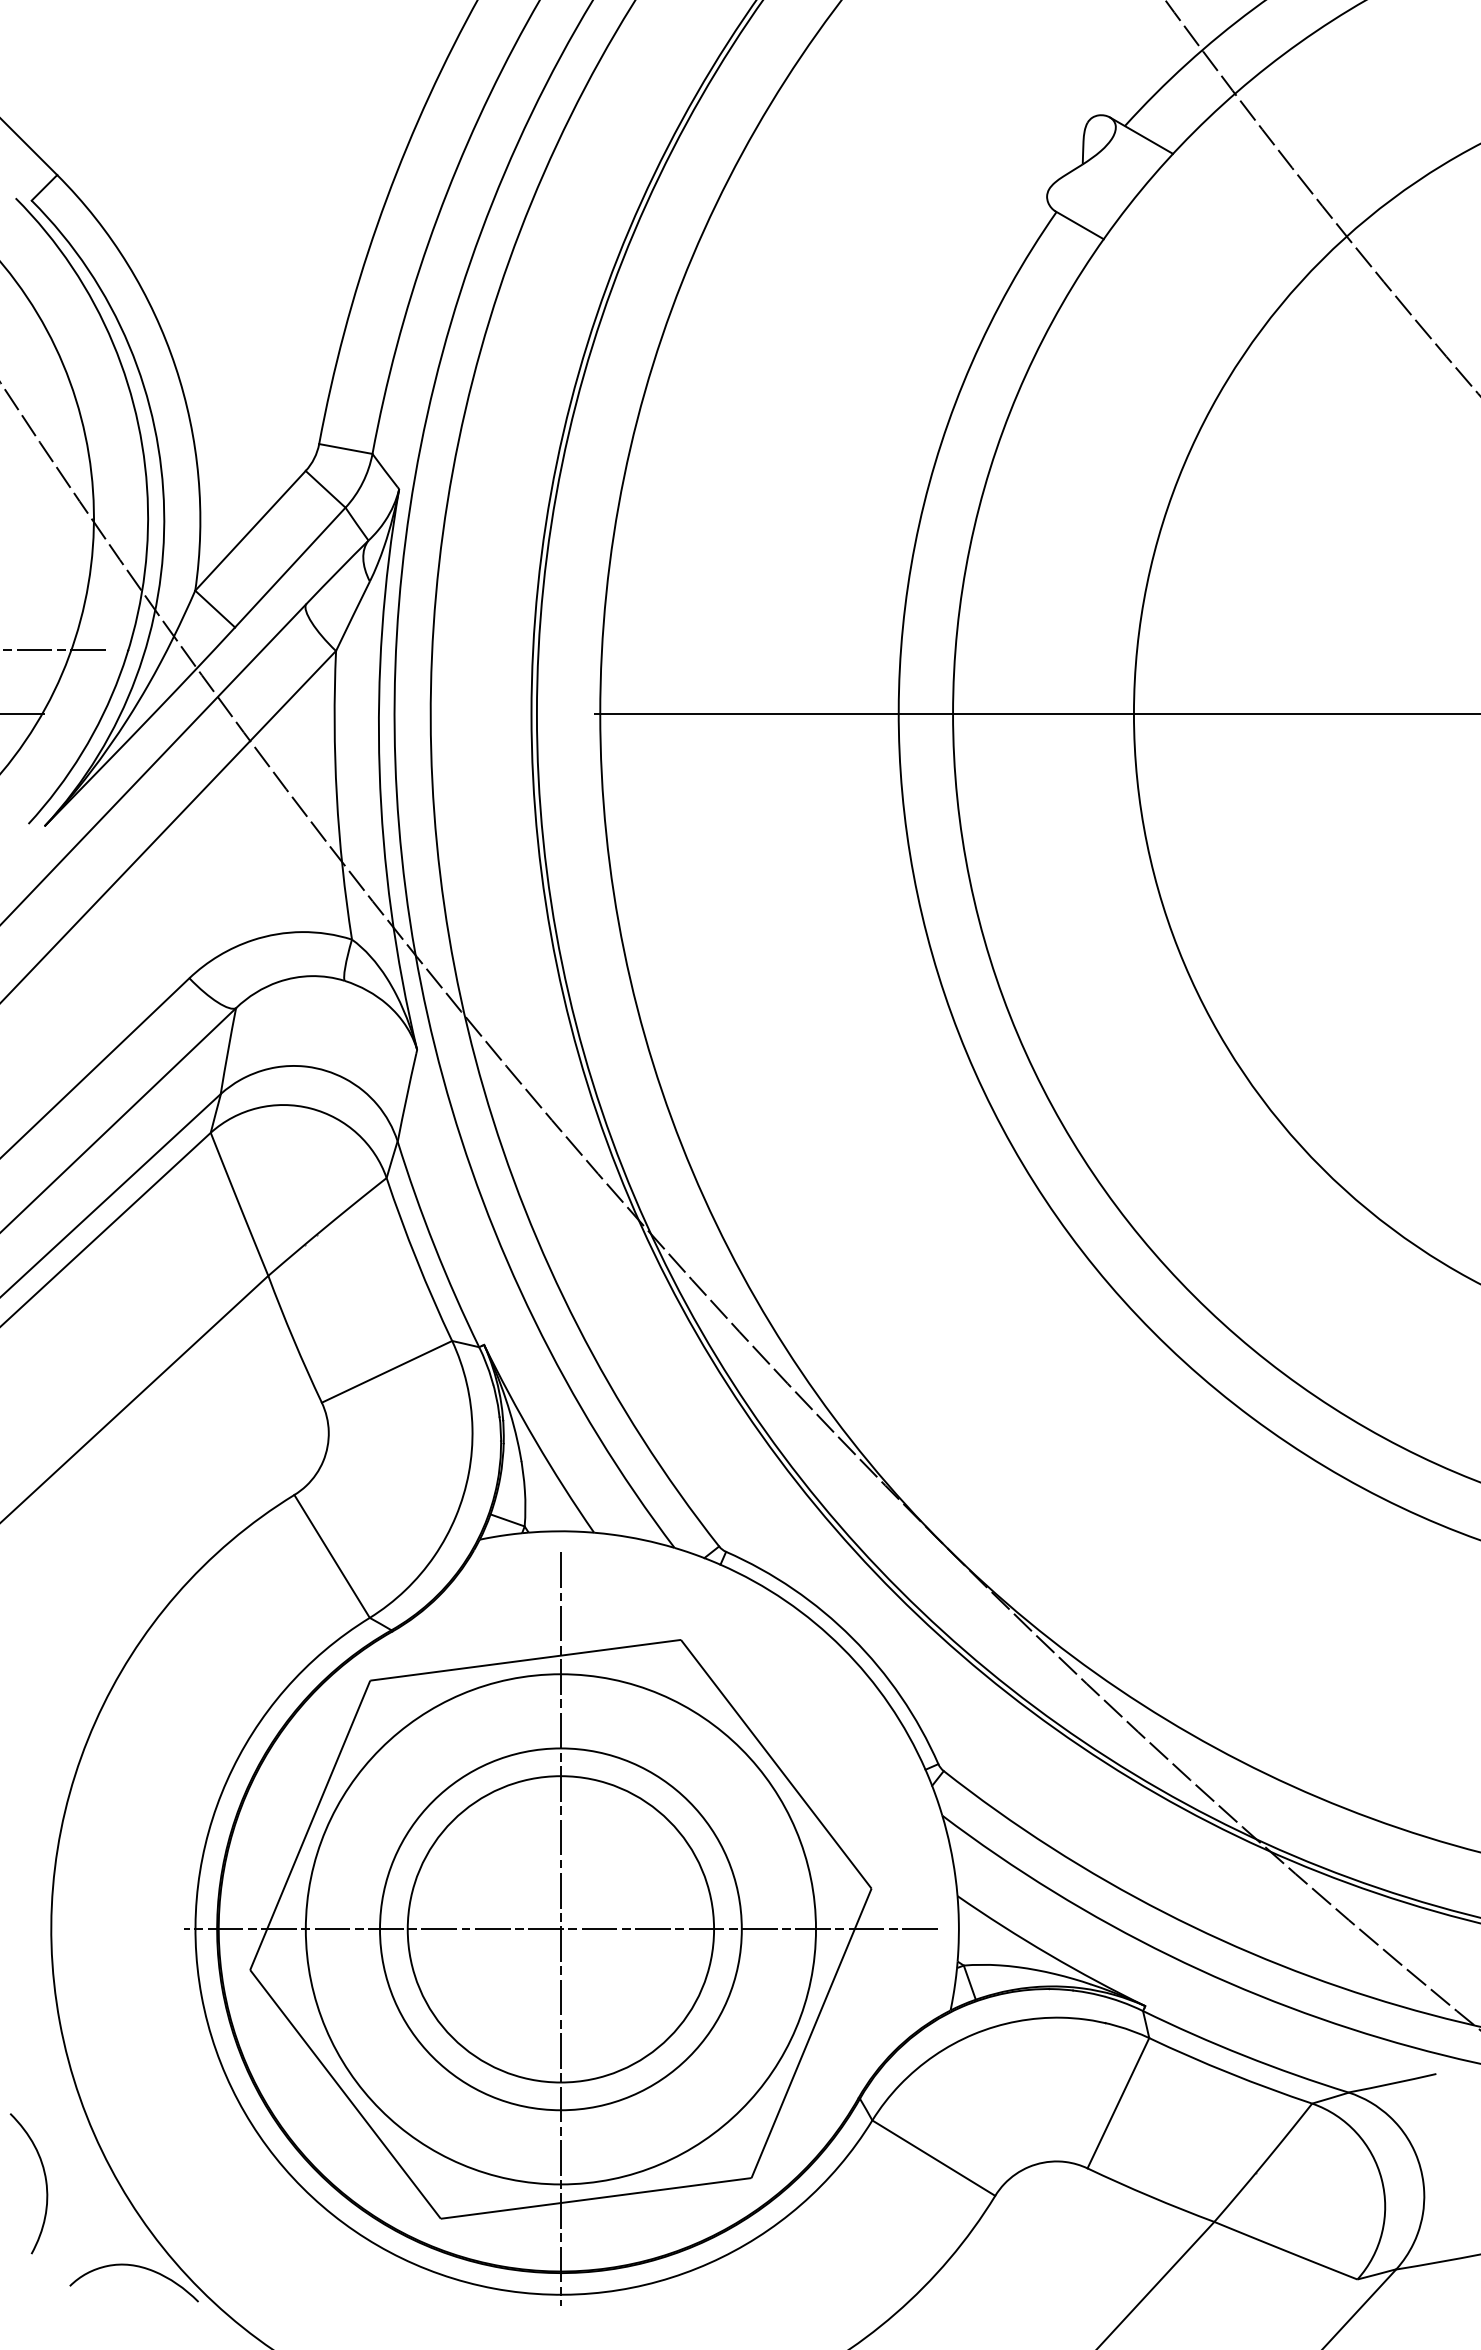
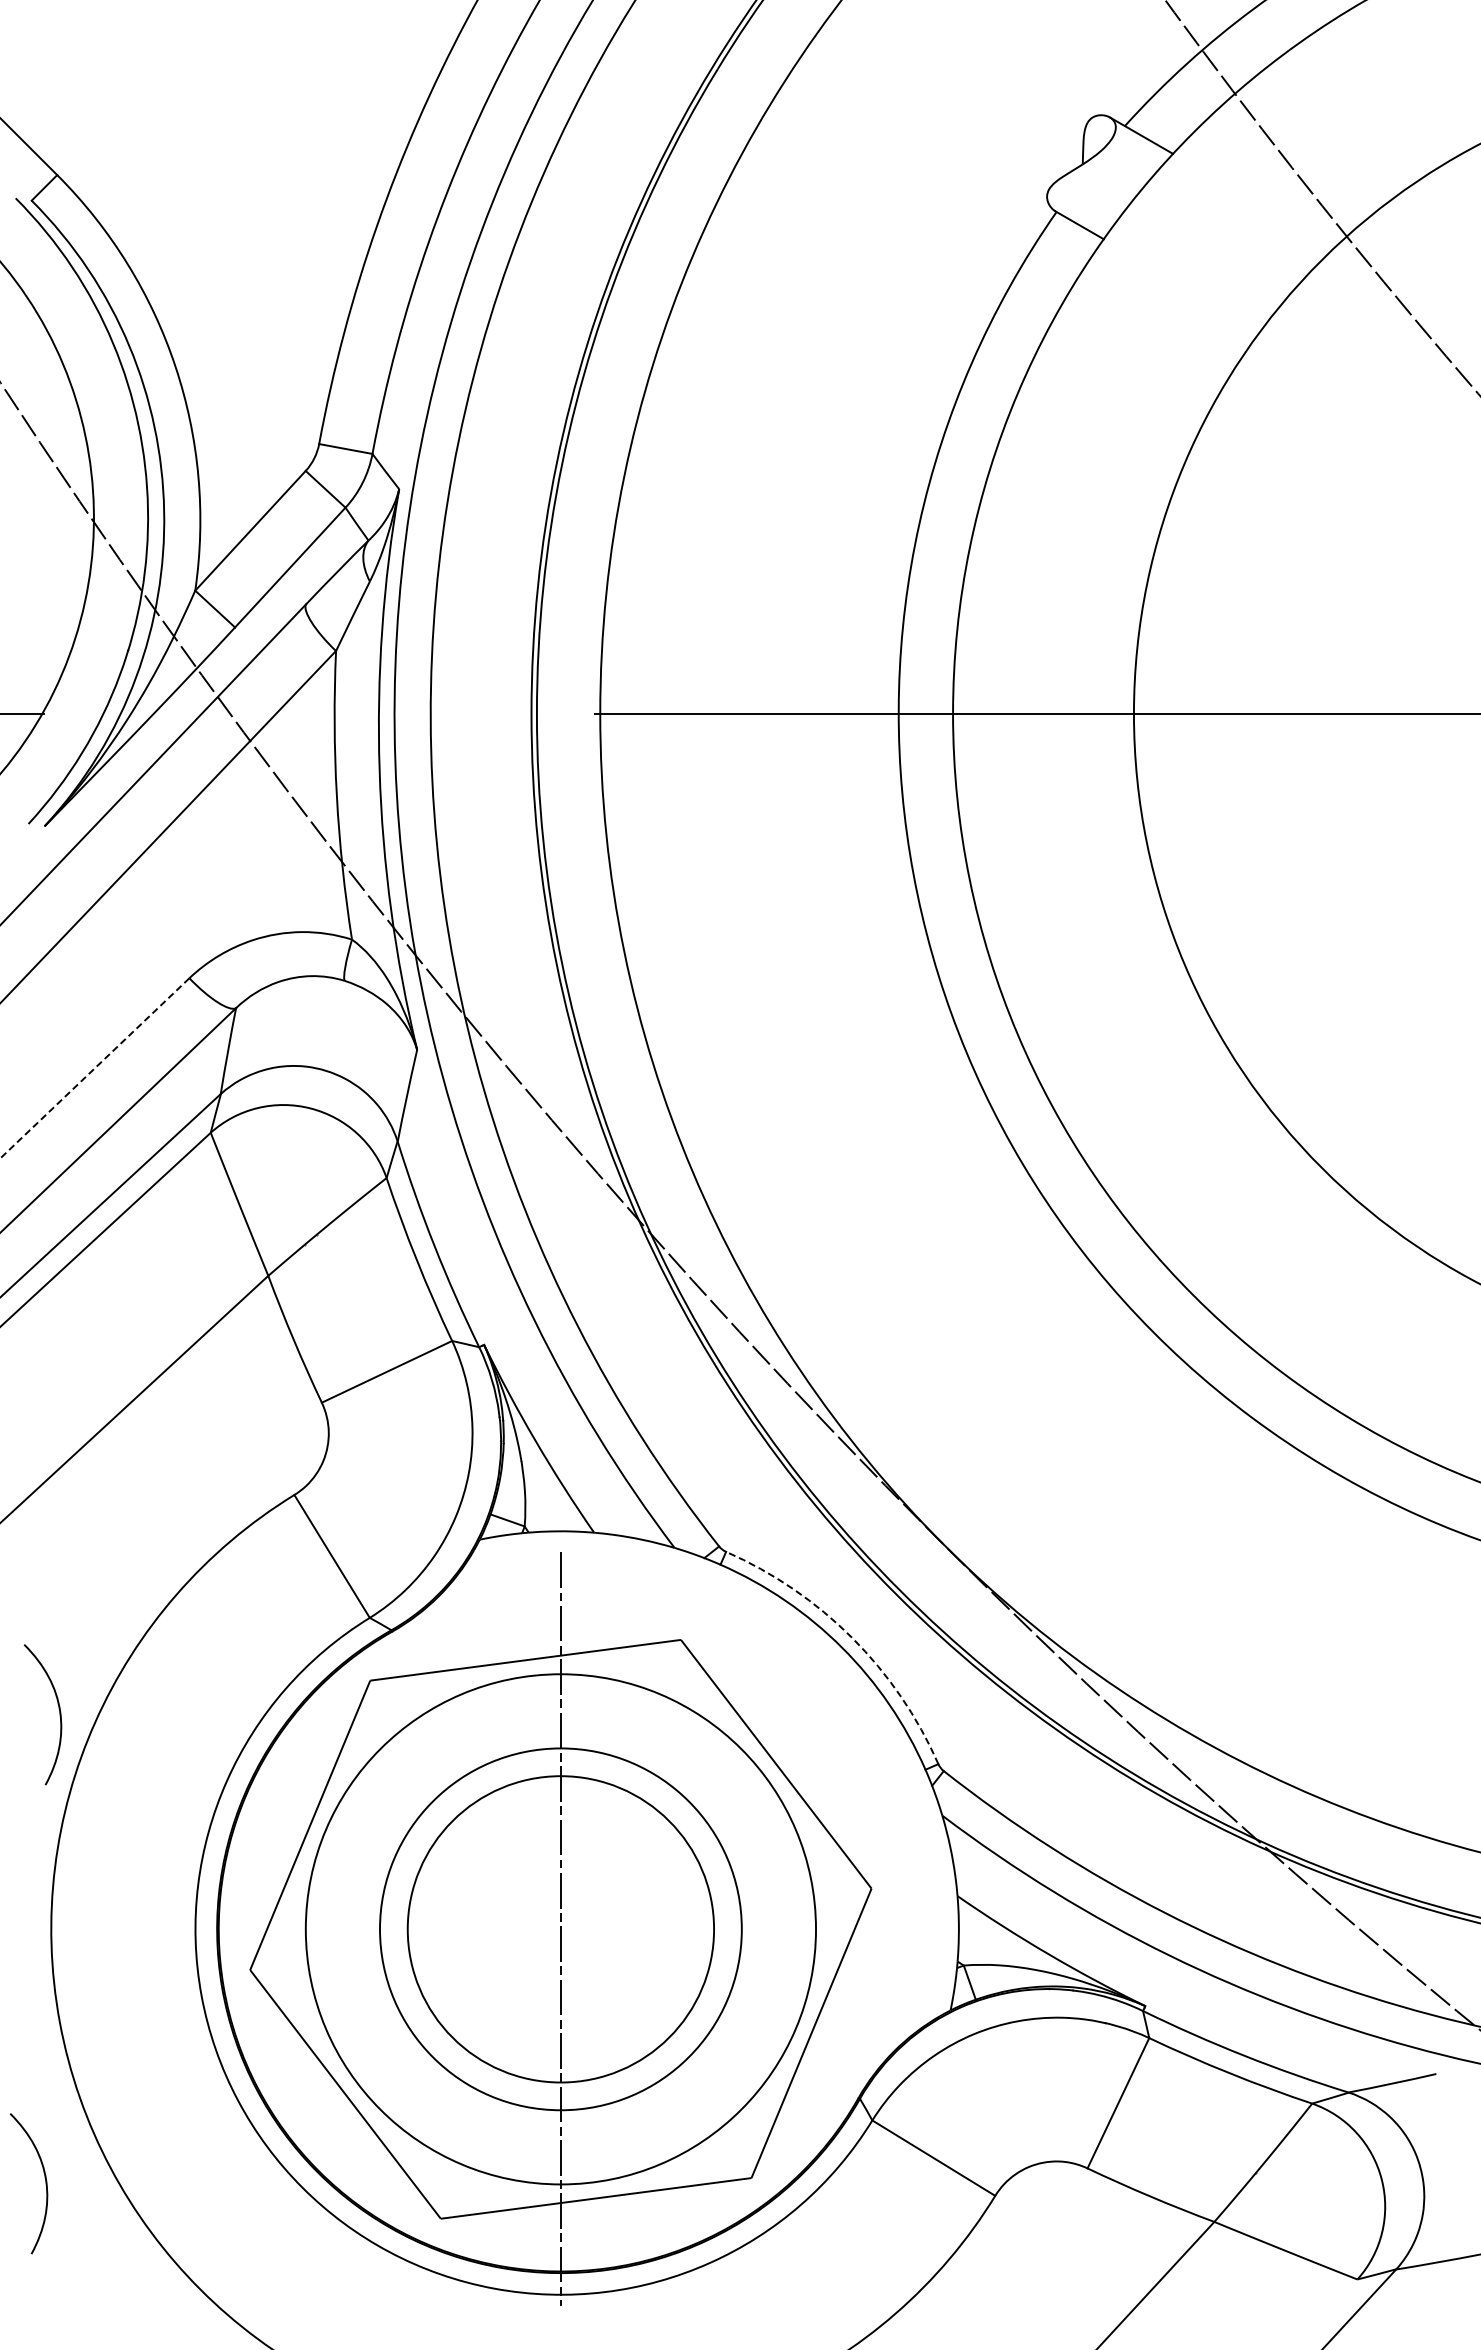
line: present -> none (53, 650)
line: solid -> dashed (94, 1068)
arc: solid -> dashed (852, 1637)
curve: none -> present (58, 1709)
line: present -> none (560, 1929)
curve: present -> none (137, 2267)
